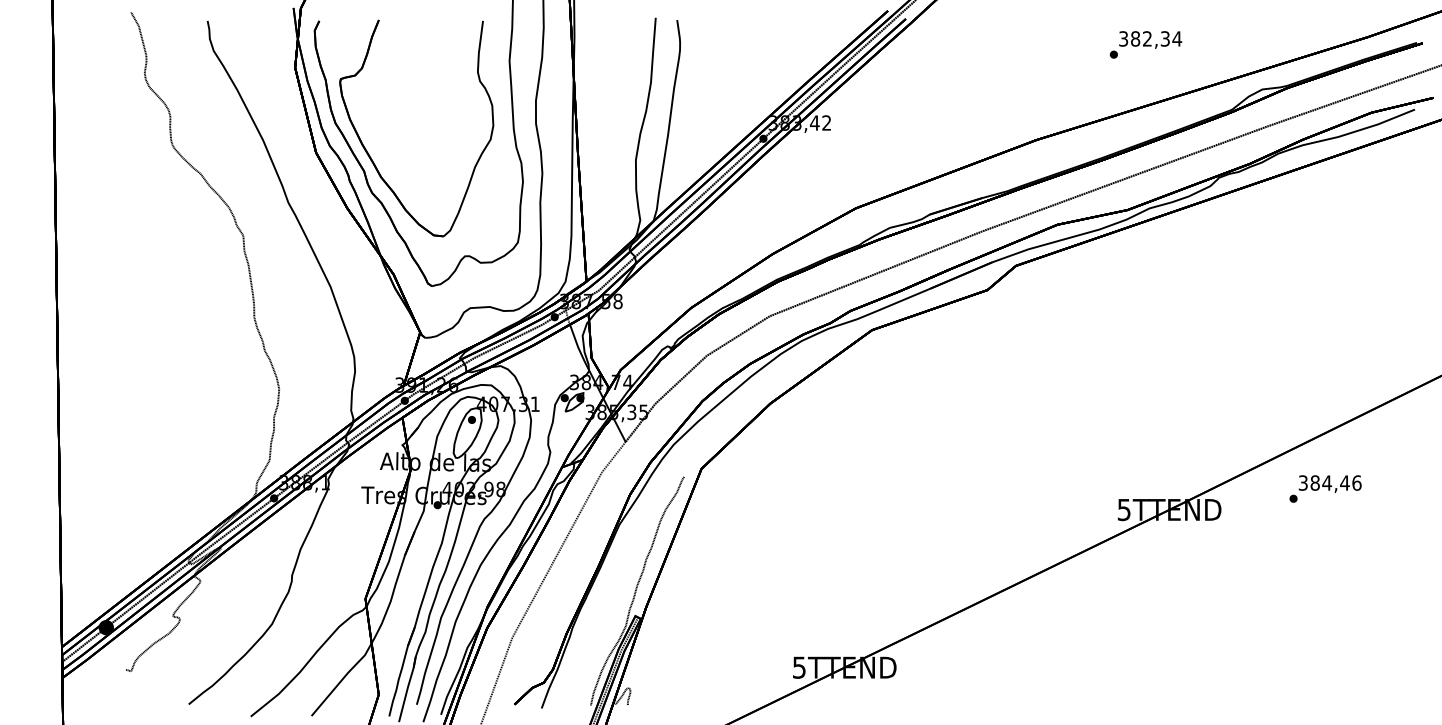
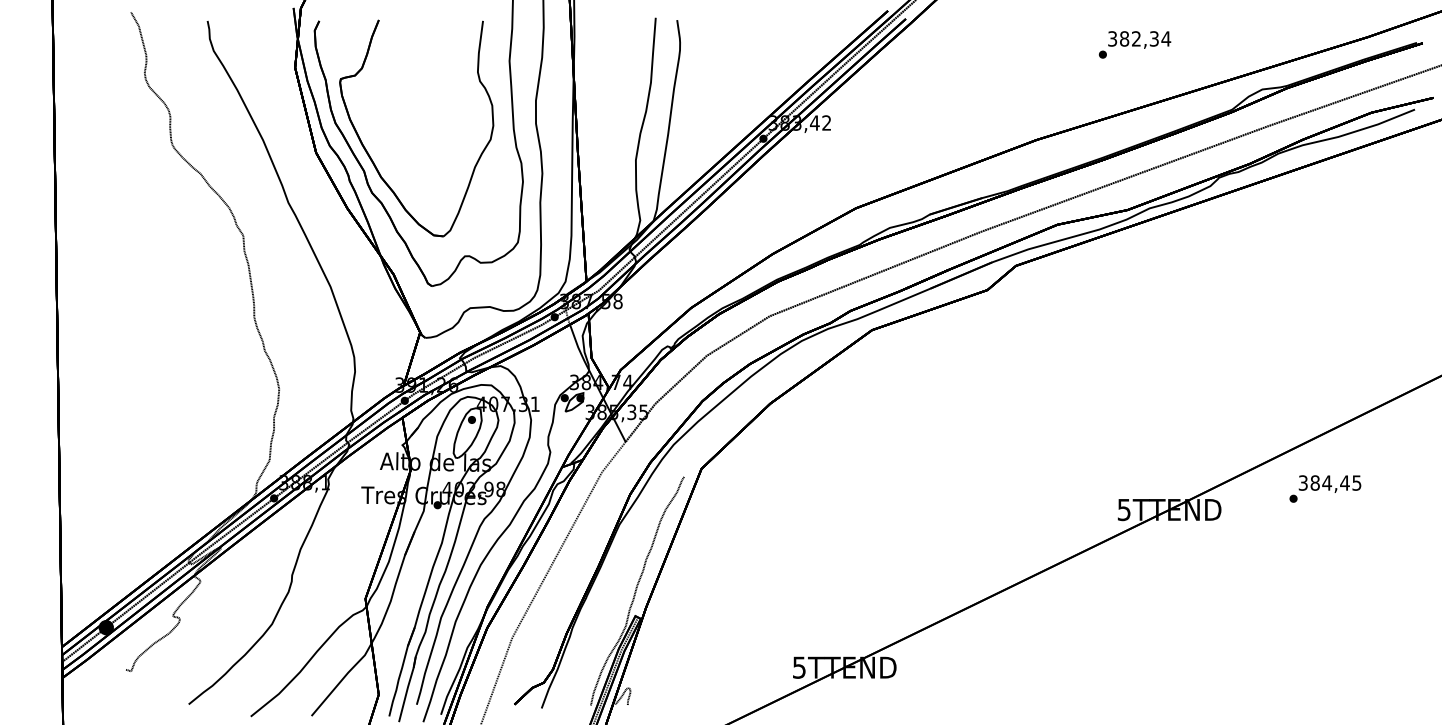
text position: (1145, 44) -> (1134, 44) (1134, 44)
text: 384,46 -> 384,45 (1356, 482)
